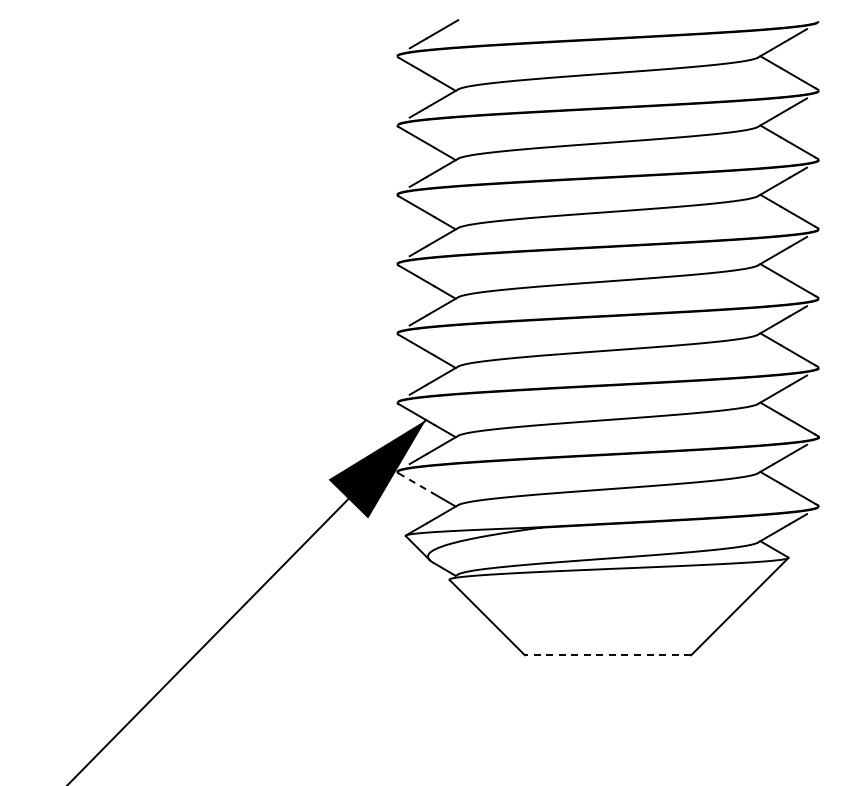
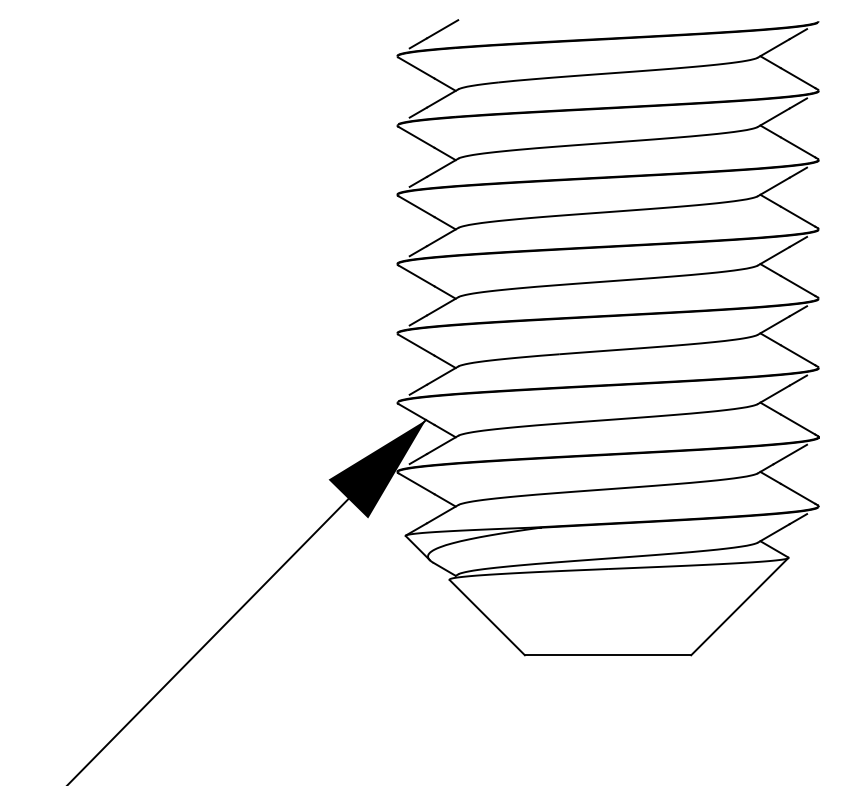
line: dashed -> solid (416, 483)
line: dashed -> solid (607, 655)
